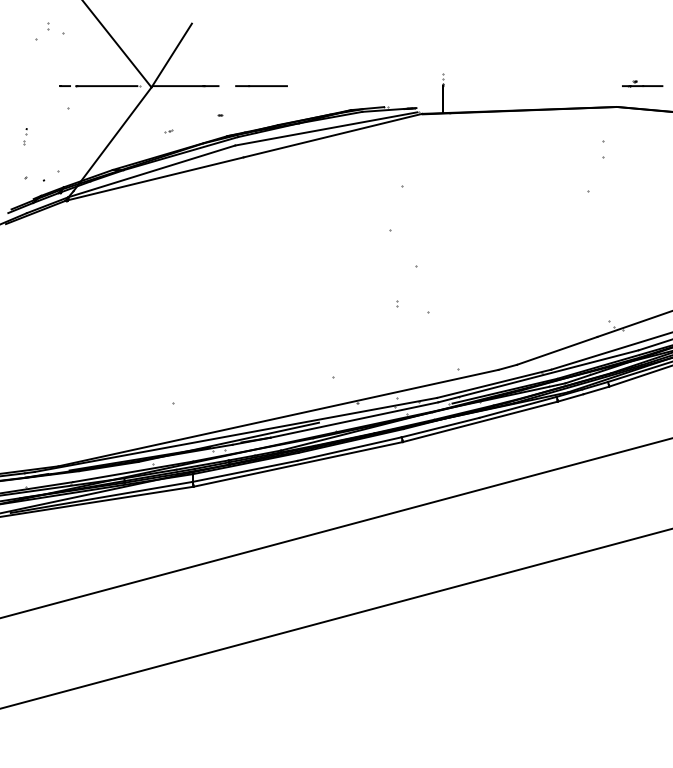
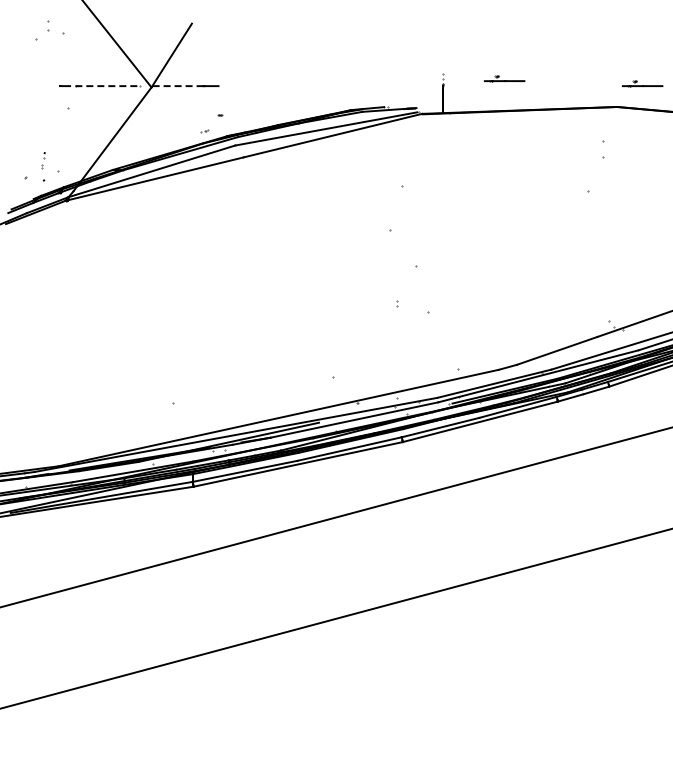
part size: 3x9 px -> 3x12 px (48, 25)
part: none -> present (504, 78)
line: solid -> dashed (107, 86)
line: solid -> dashed (178, 86)
line: present -> none (261, 86)
part position: (168, 131) -> (204, 131) (204, 131)
part position: (25, 136) -> (43, 160) (43, 160)
line position: (335, 528) -> (335, 517) (335, 517)
